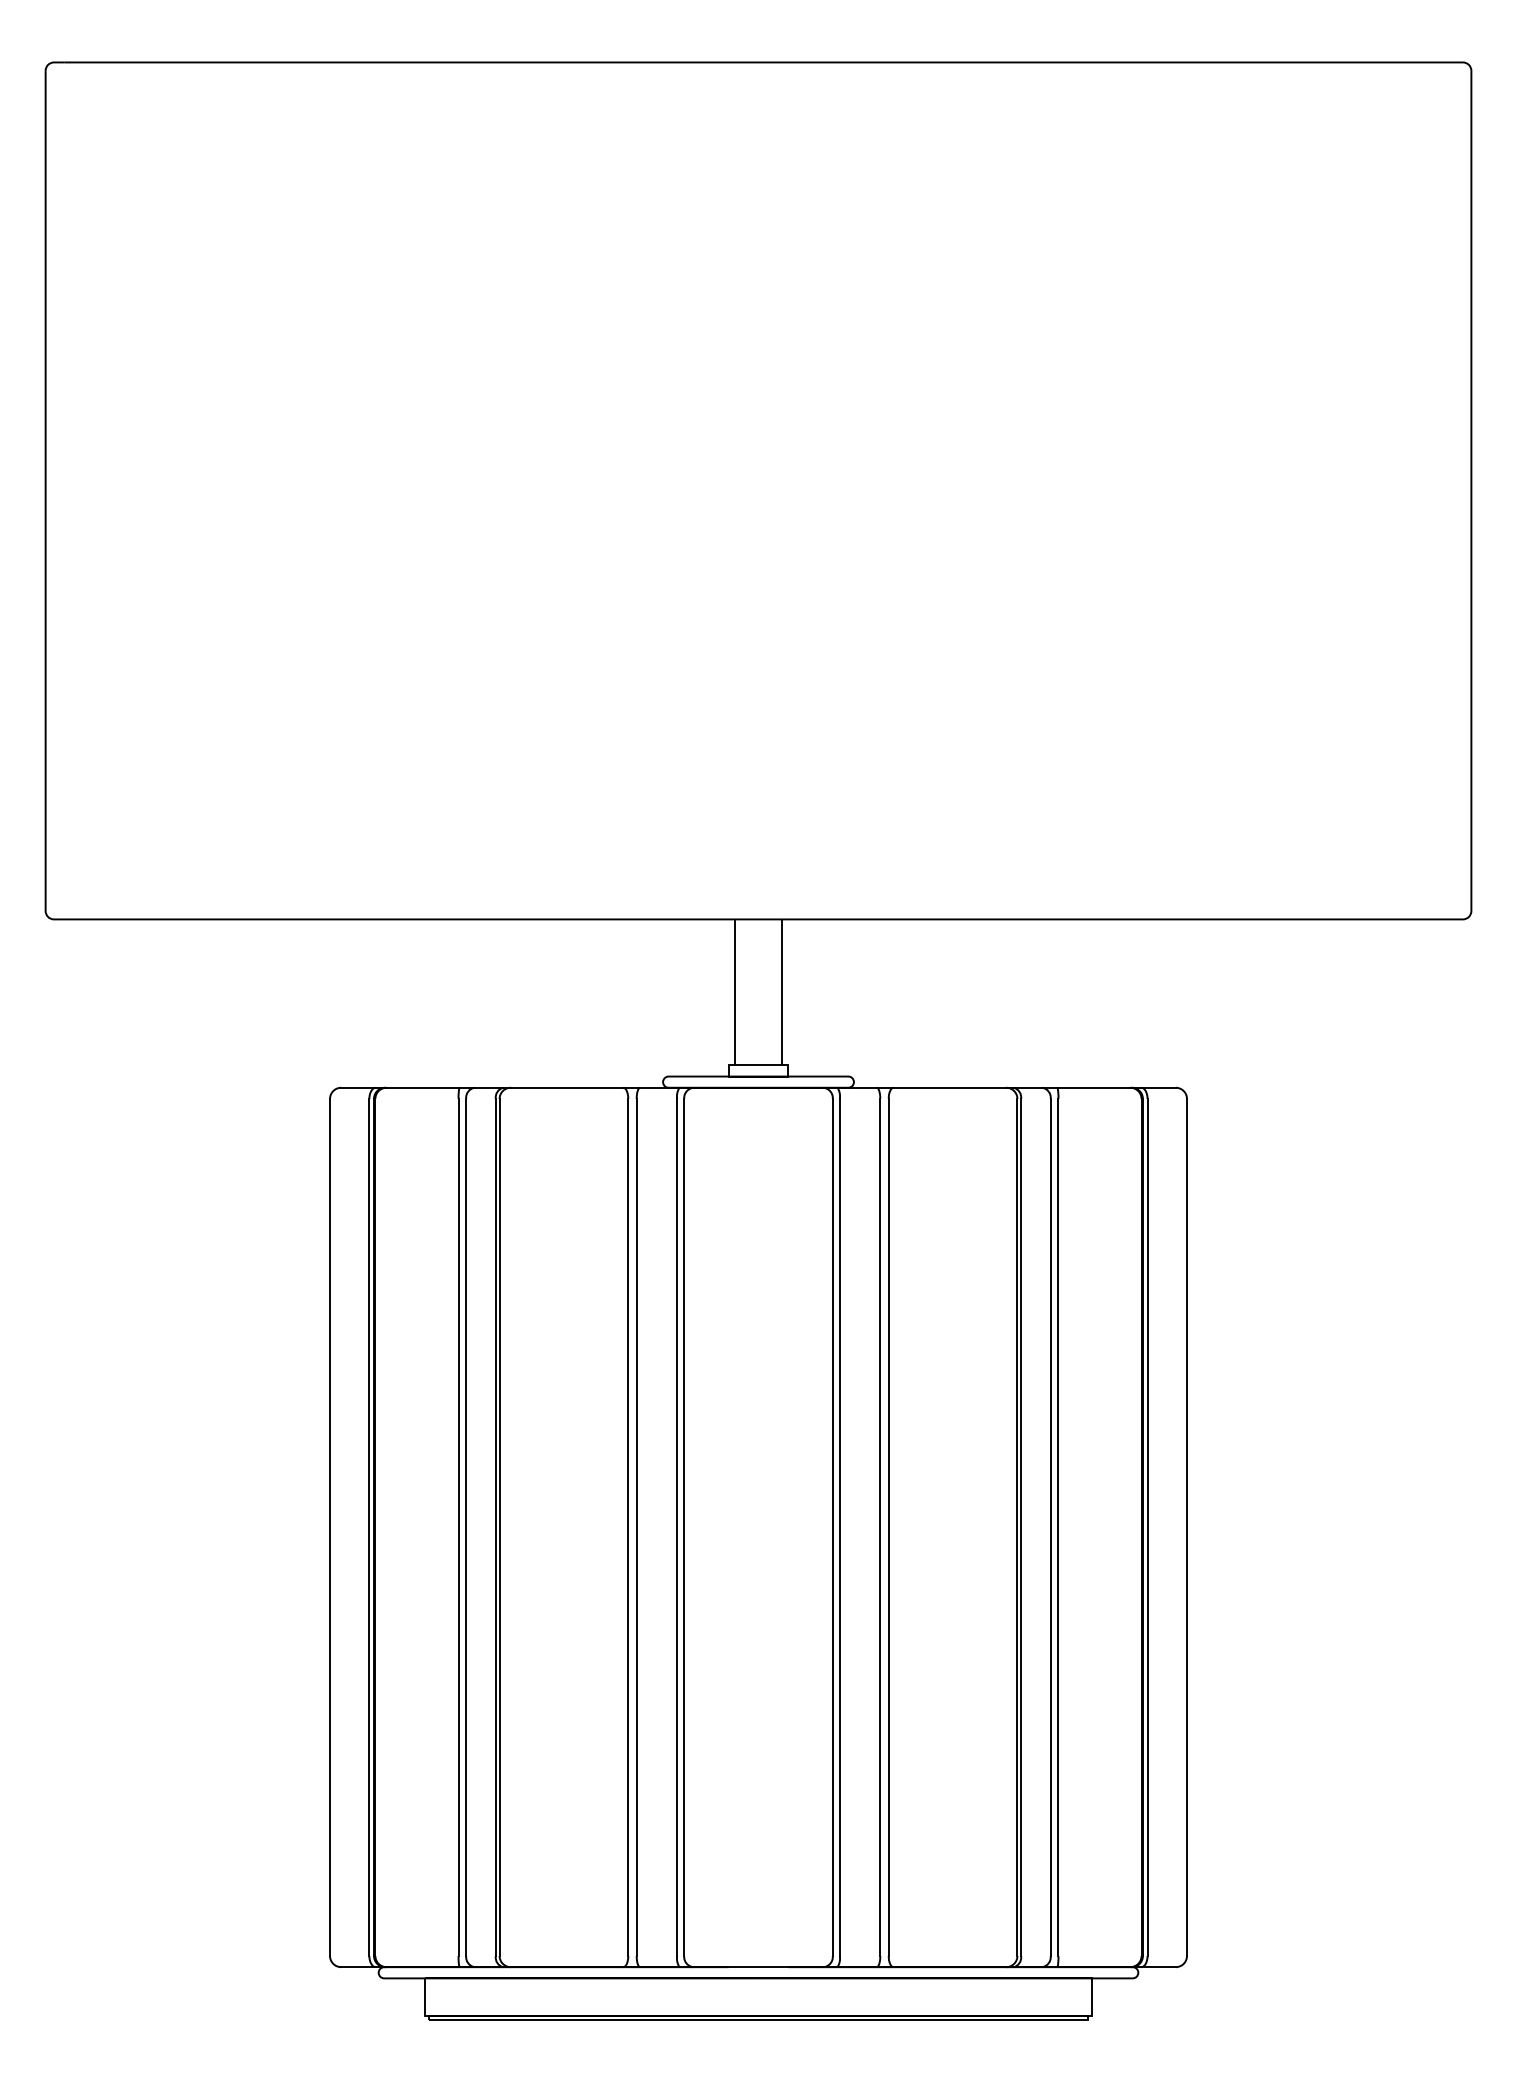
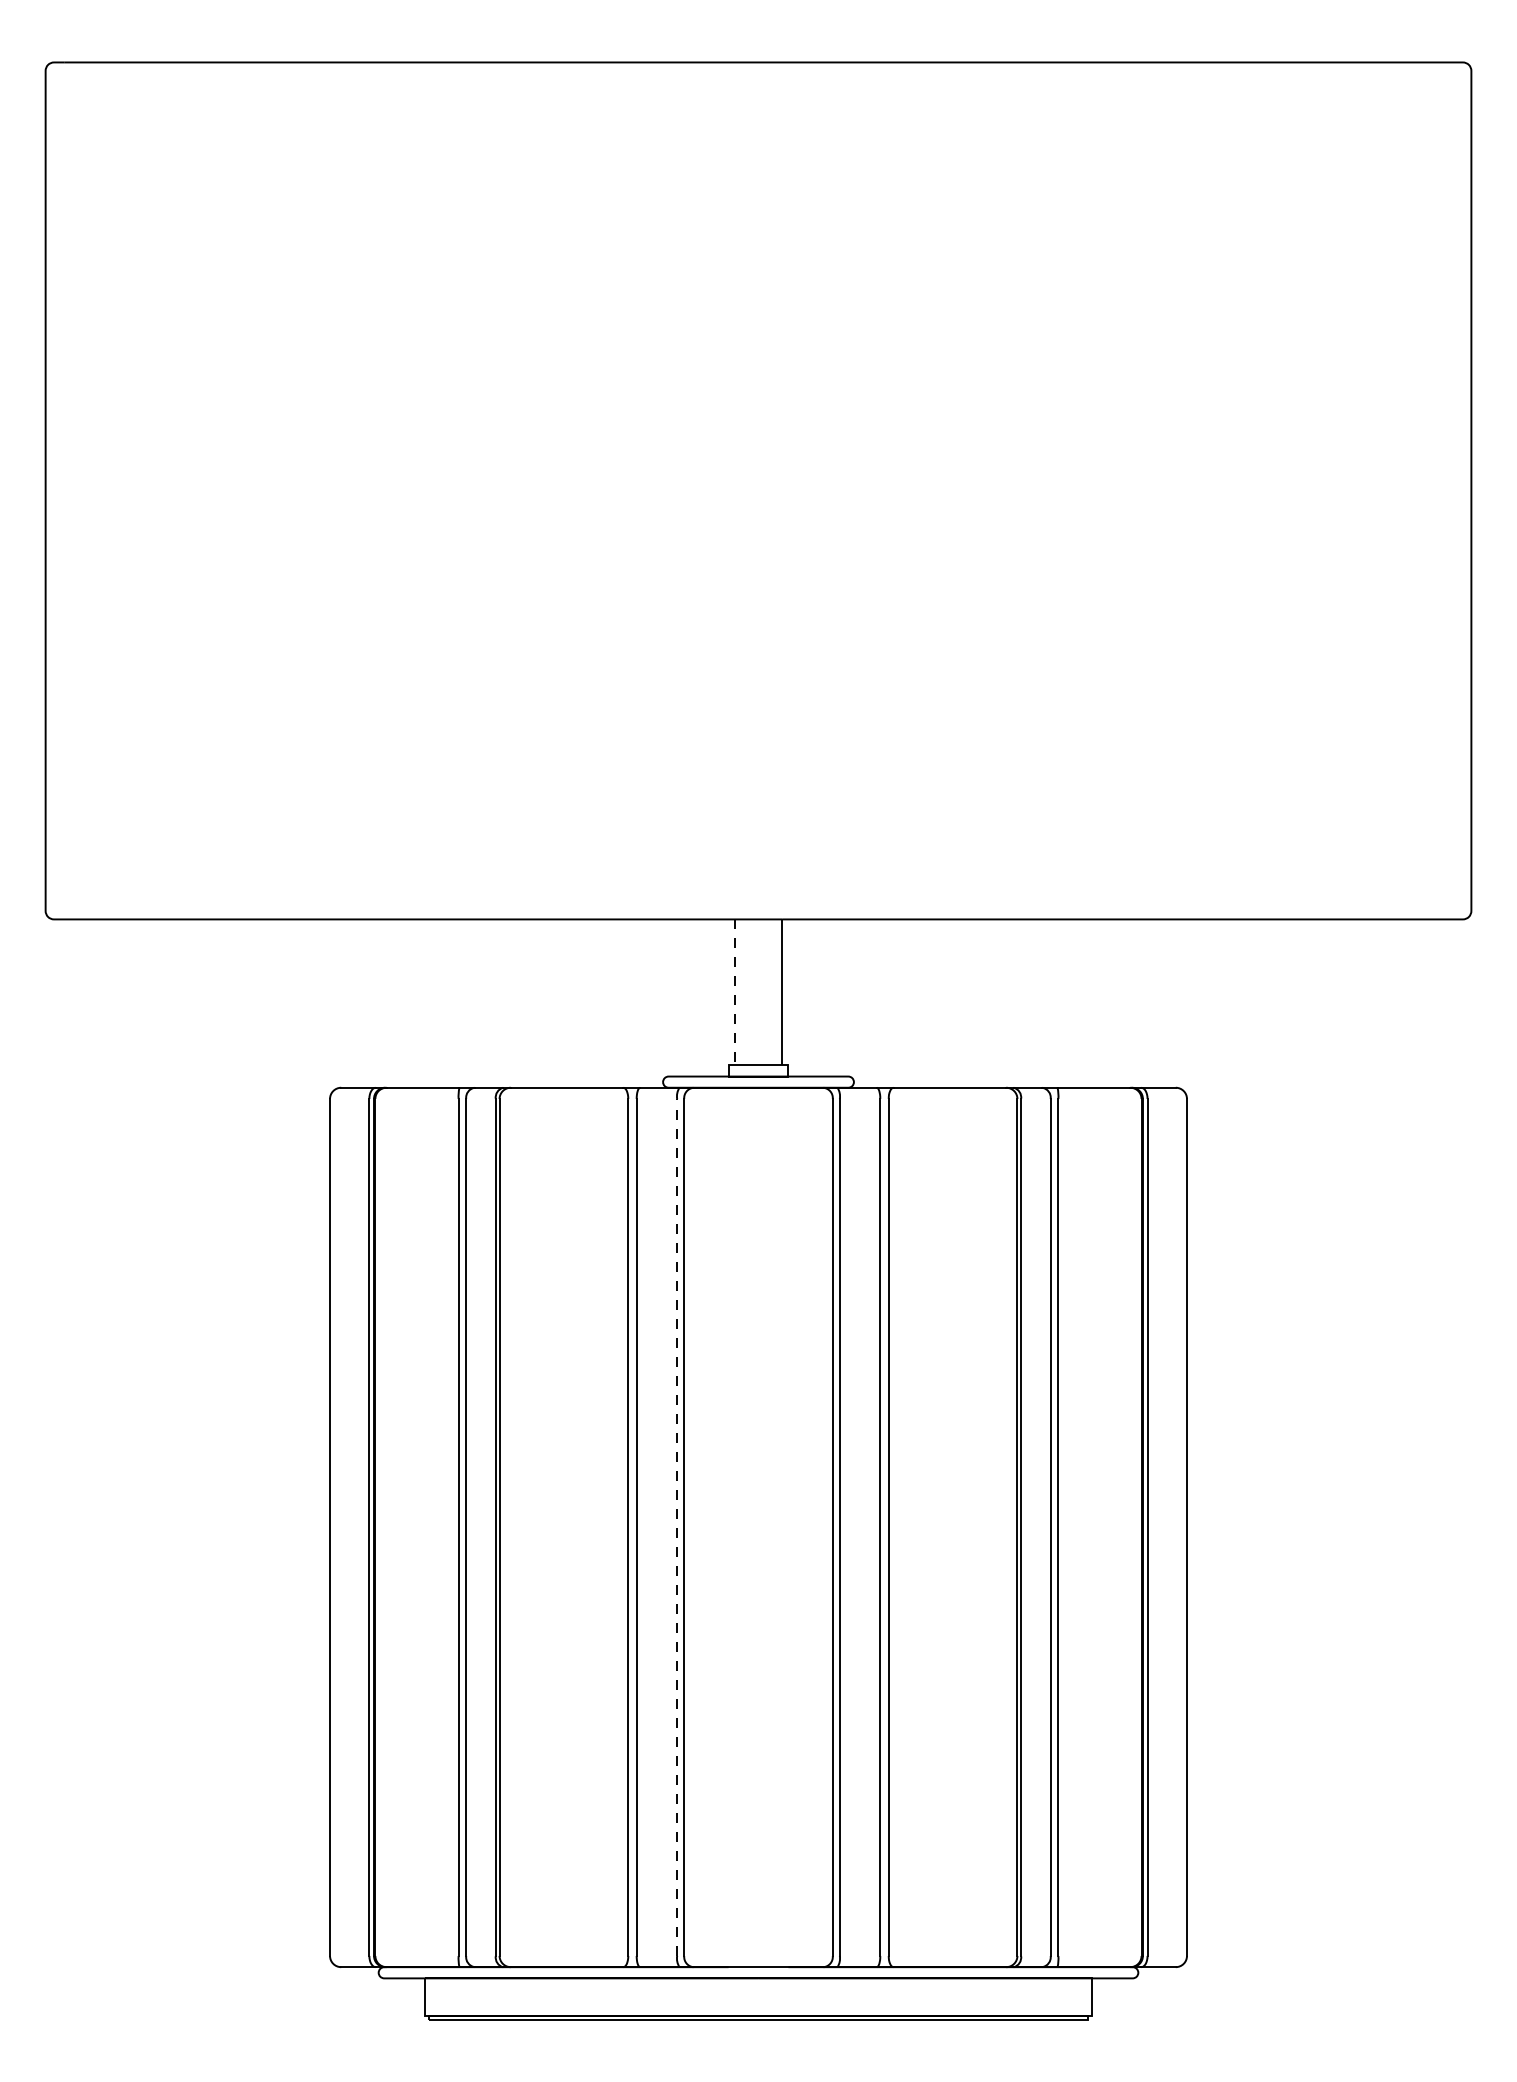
line: solid -> dashed (734, 992)
line: solid -> dashed (677, 1526)
